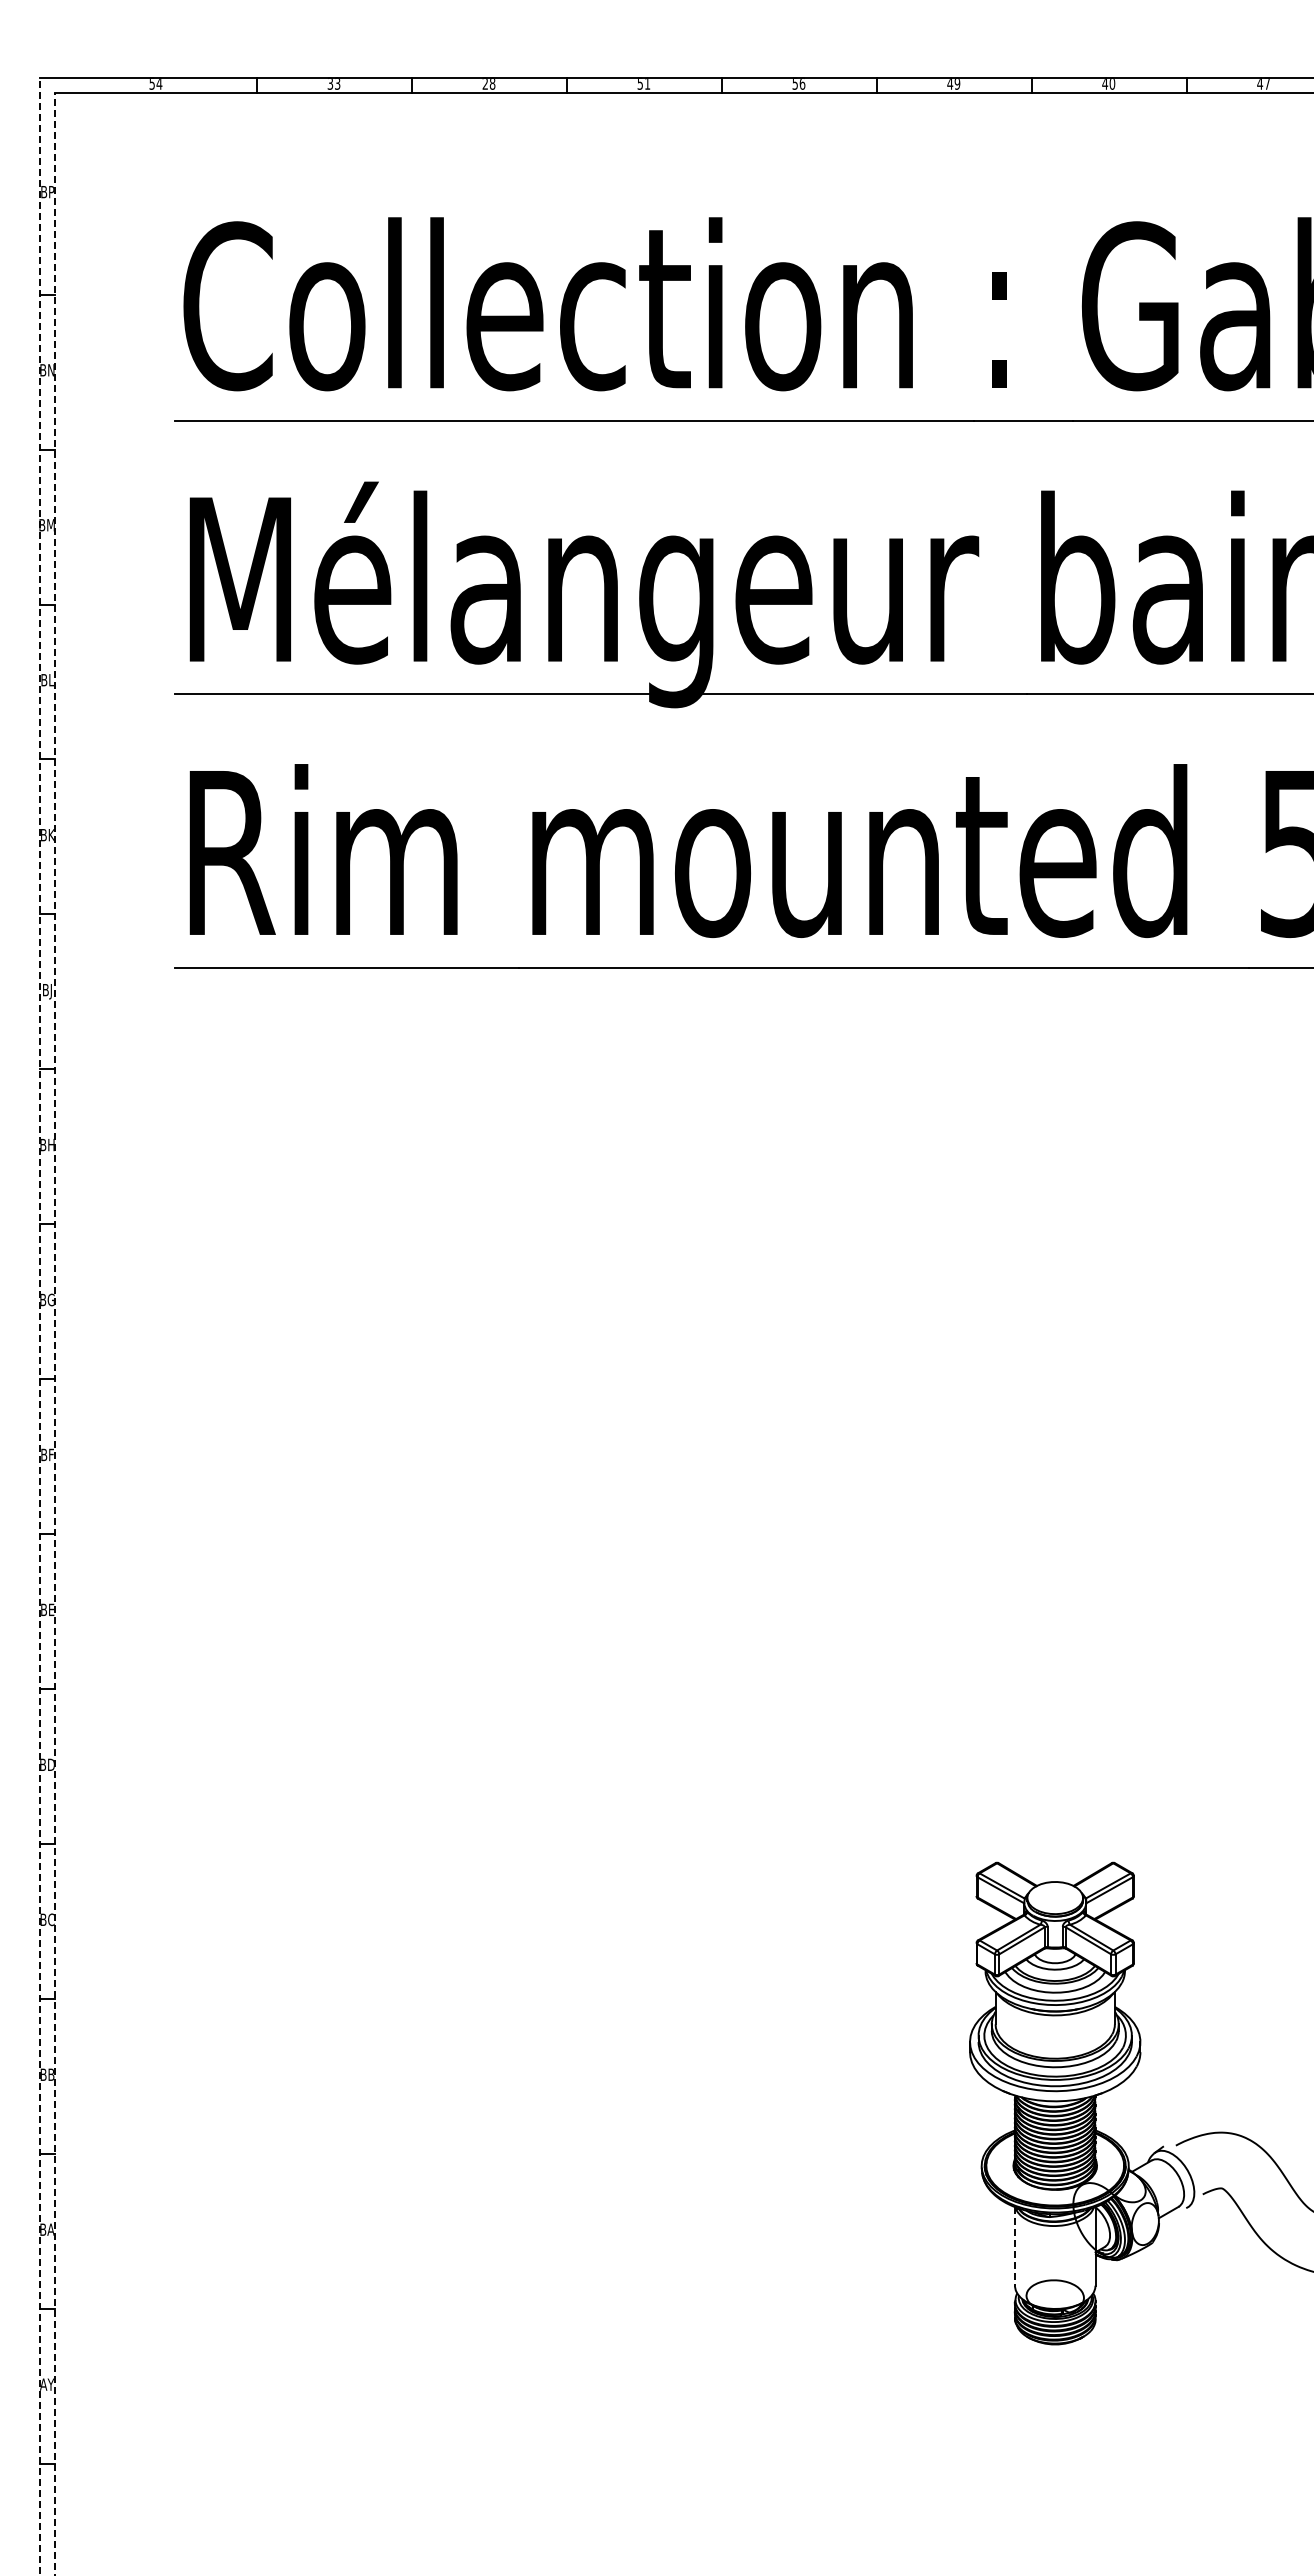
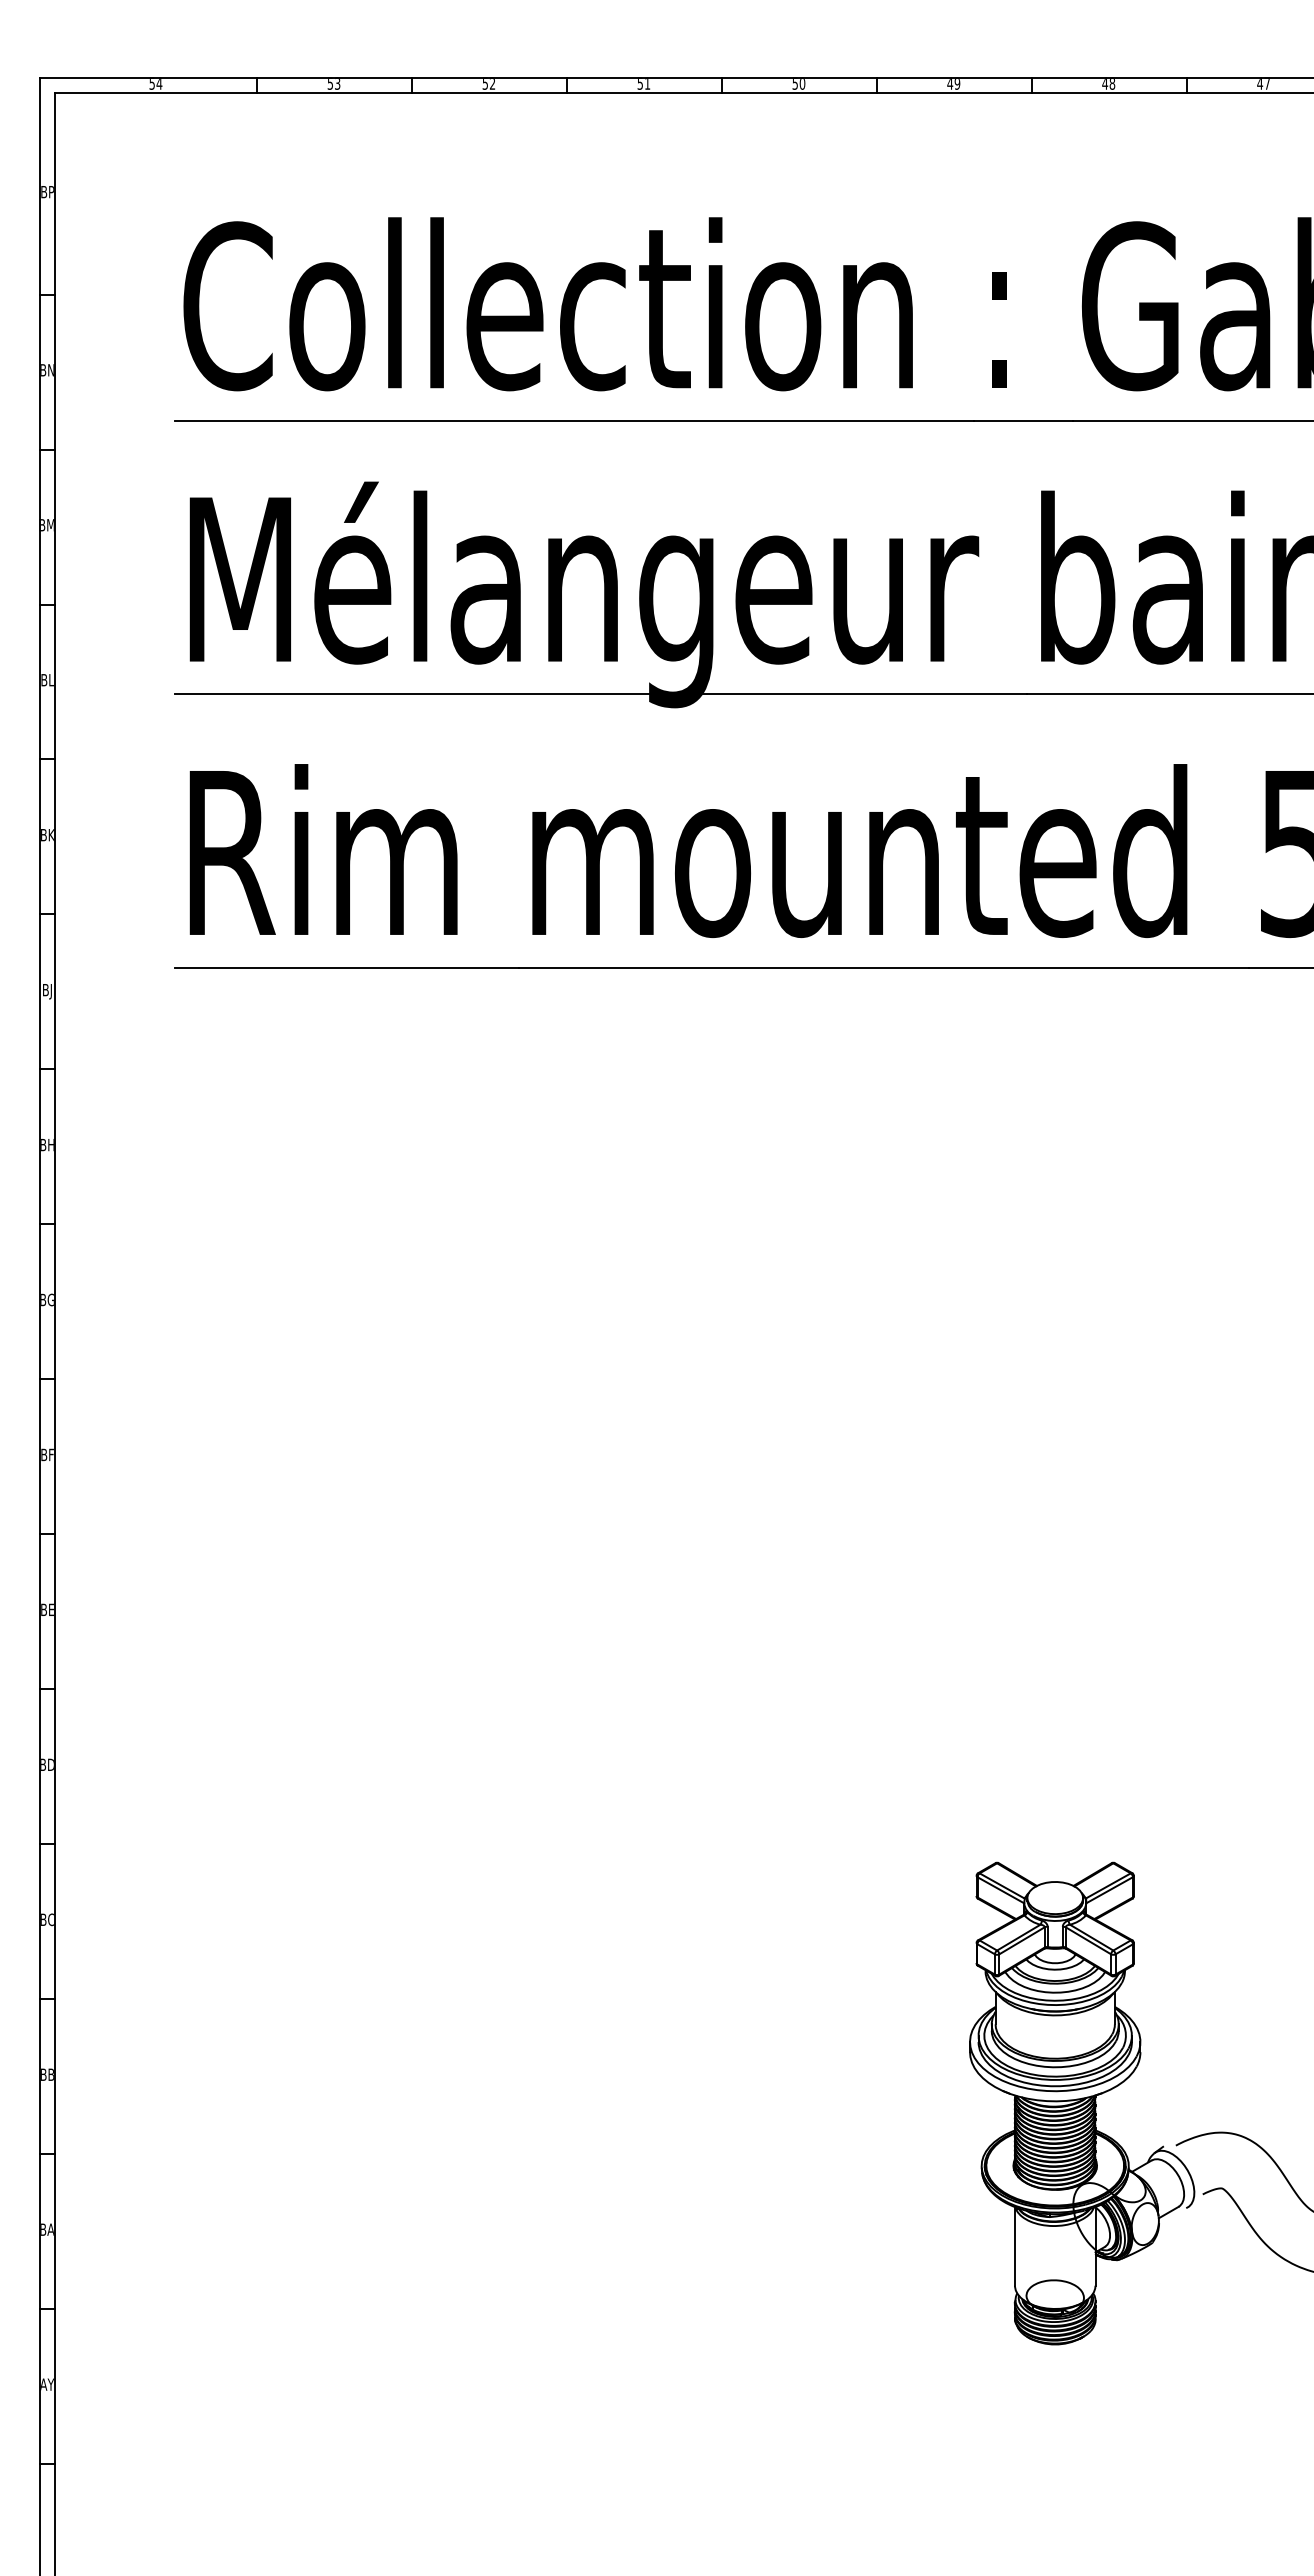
text: 33 -> 53 (330, 83)
text: 28 -> 52 (488, 84)
text: 56 -> 50 (802, 84)
text: 40 -> 48 (1112, 84)
line: dashed -> solid (39, 1326)
line: dashed -> solid (55, 1334)
line: dashed -> solid (1014, 2246)
